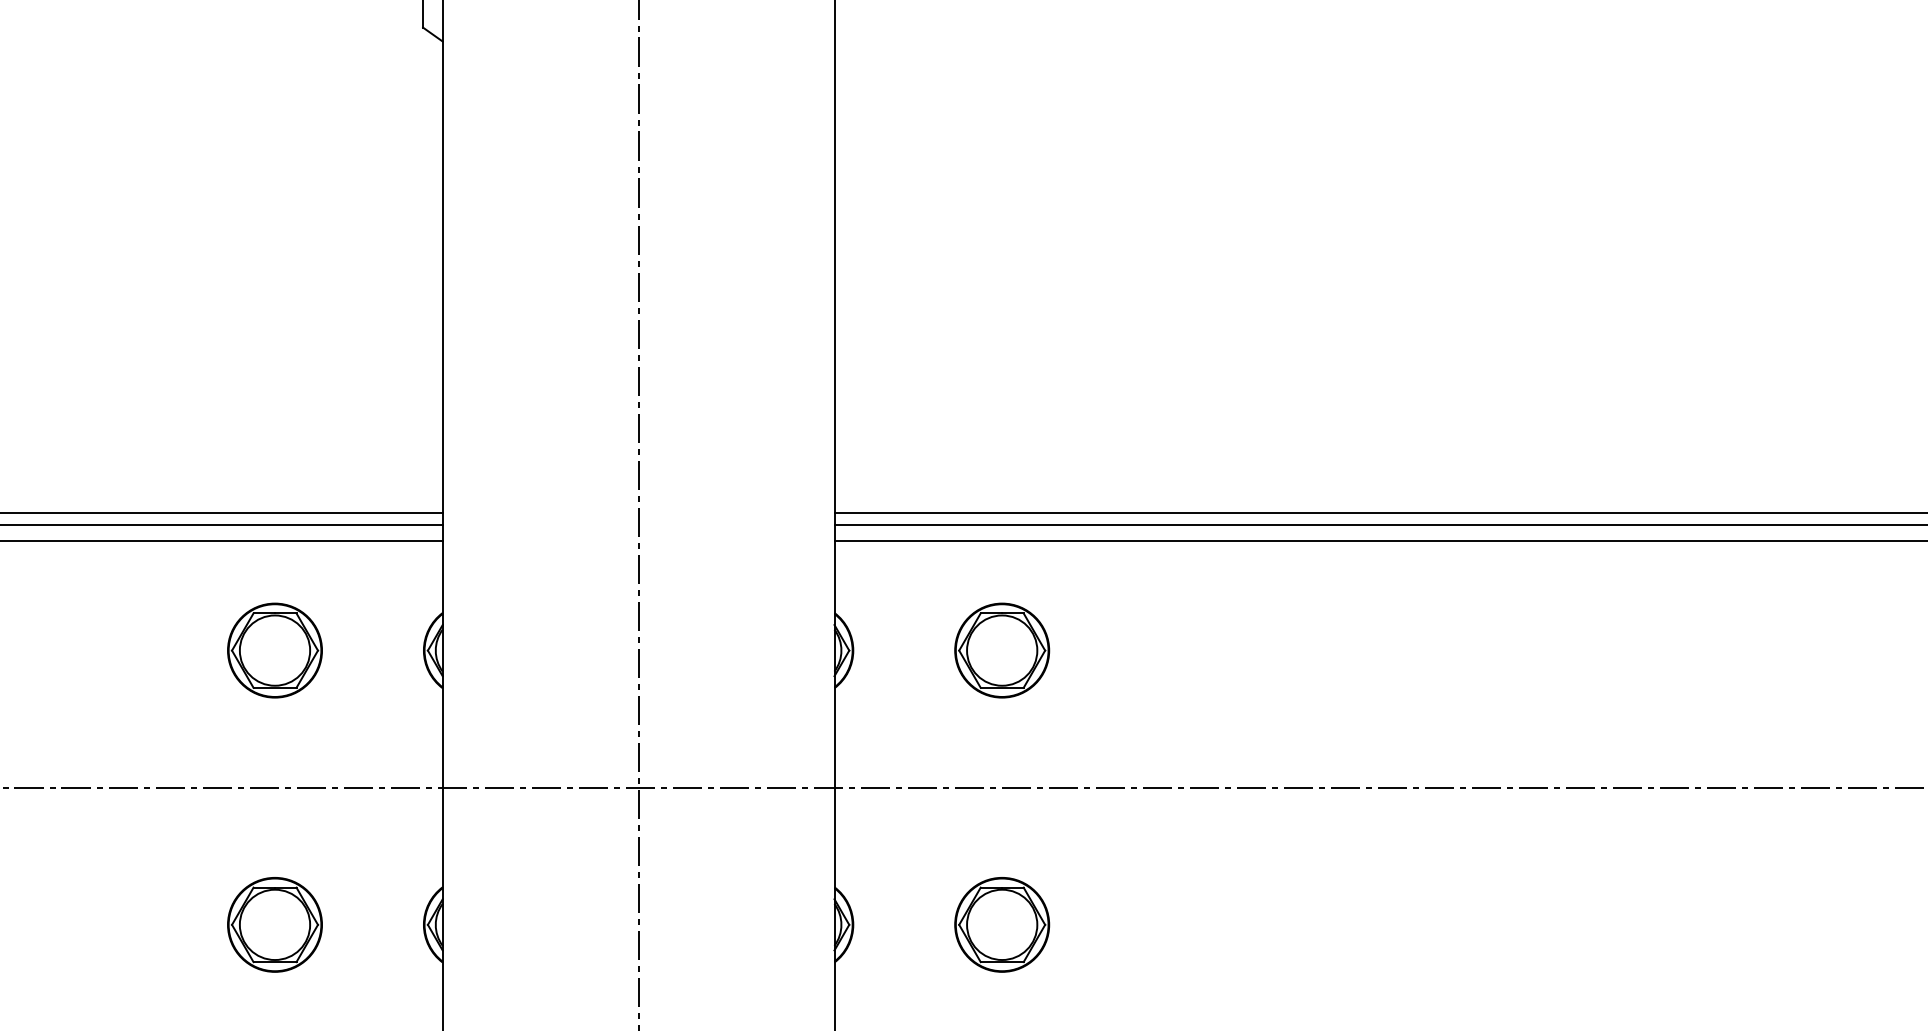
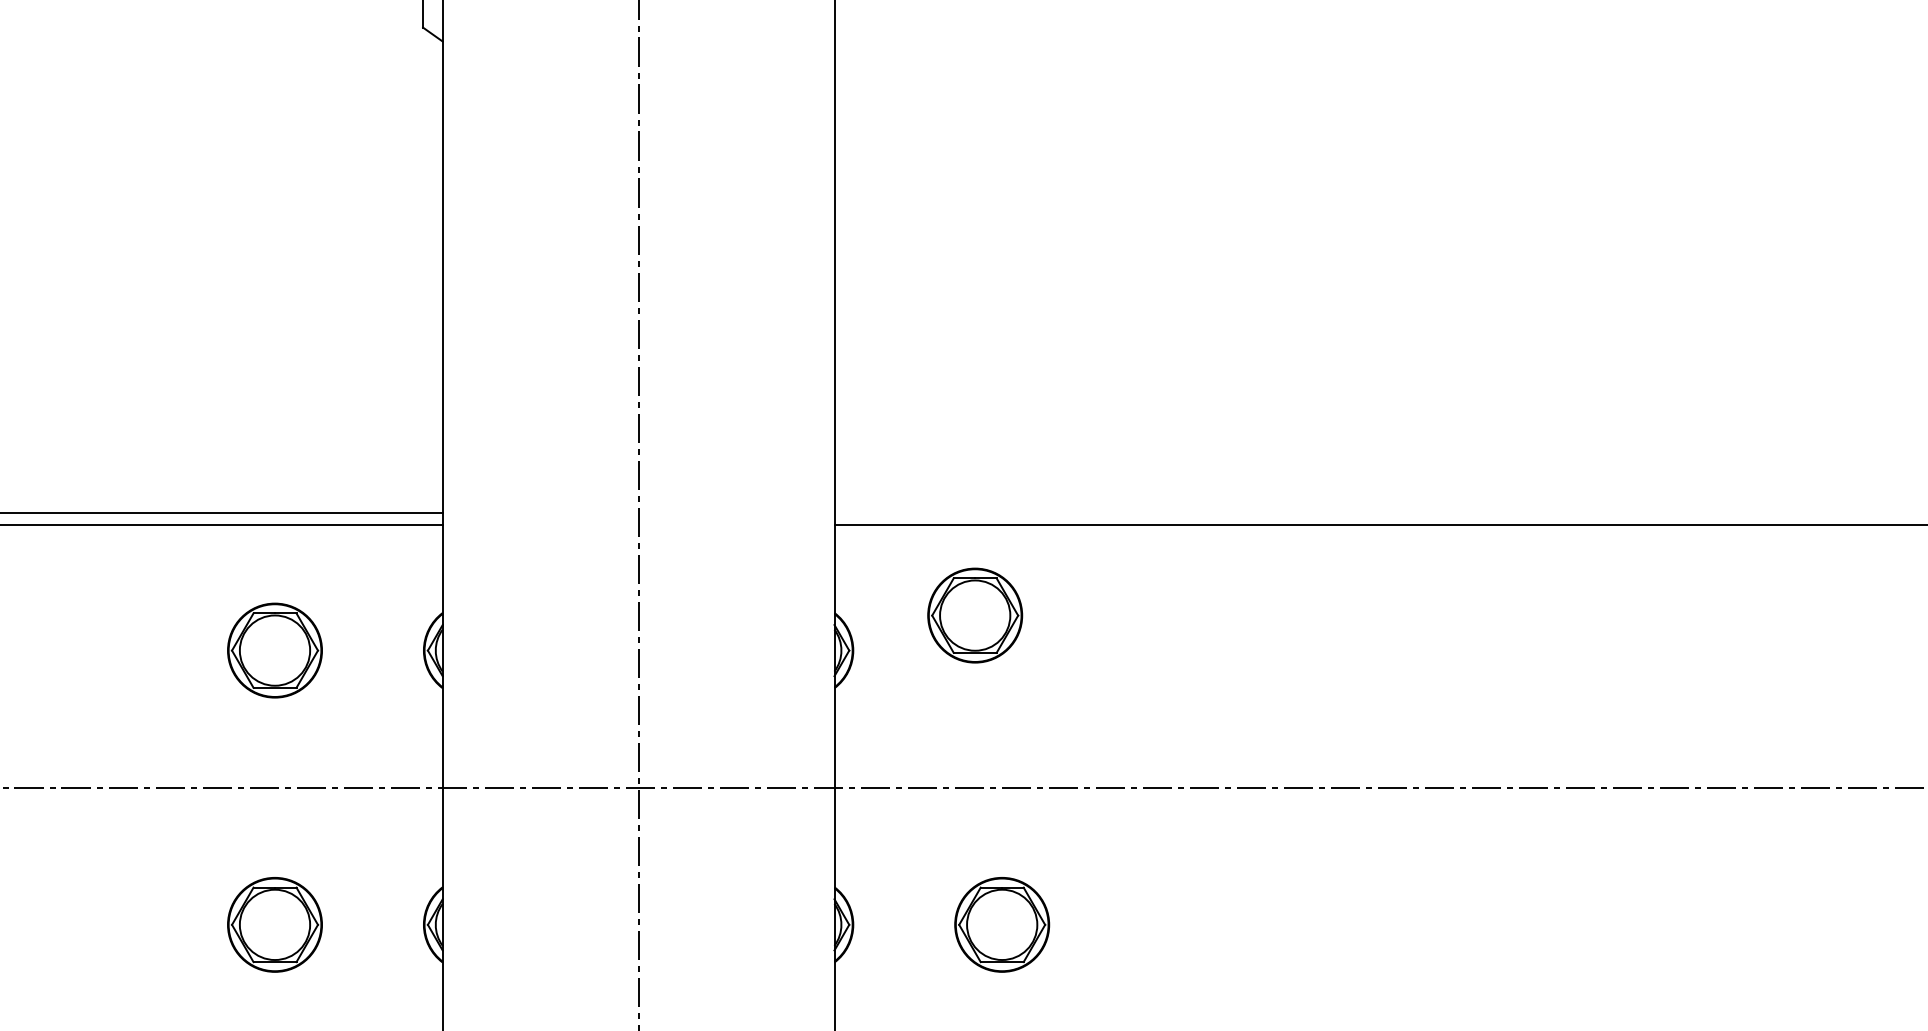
line: present -> none (1379, 513)
line: present -> none (222, 540)
line: present -> none (1379, 540)
part position: (1002, 650) -> (975, 615) (975, 615)
